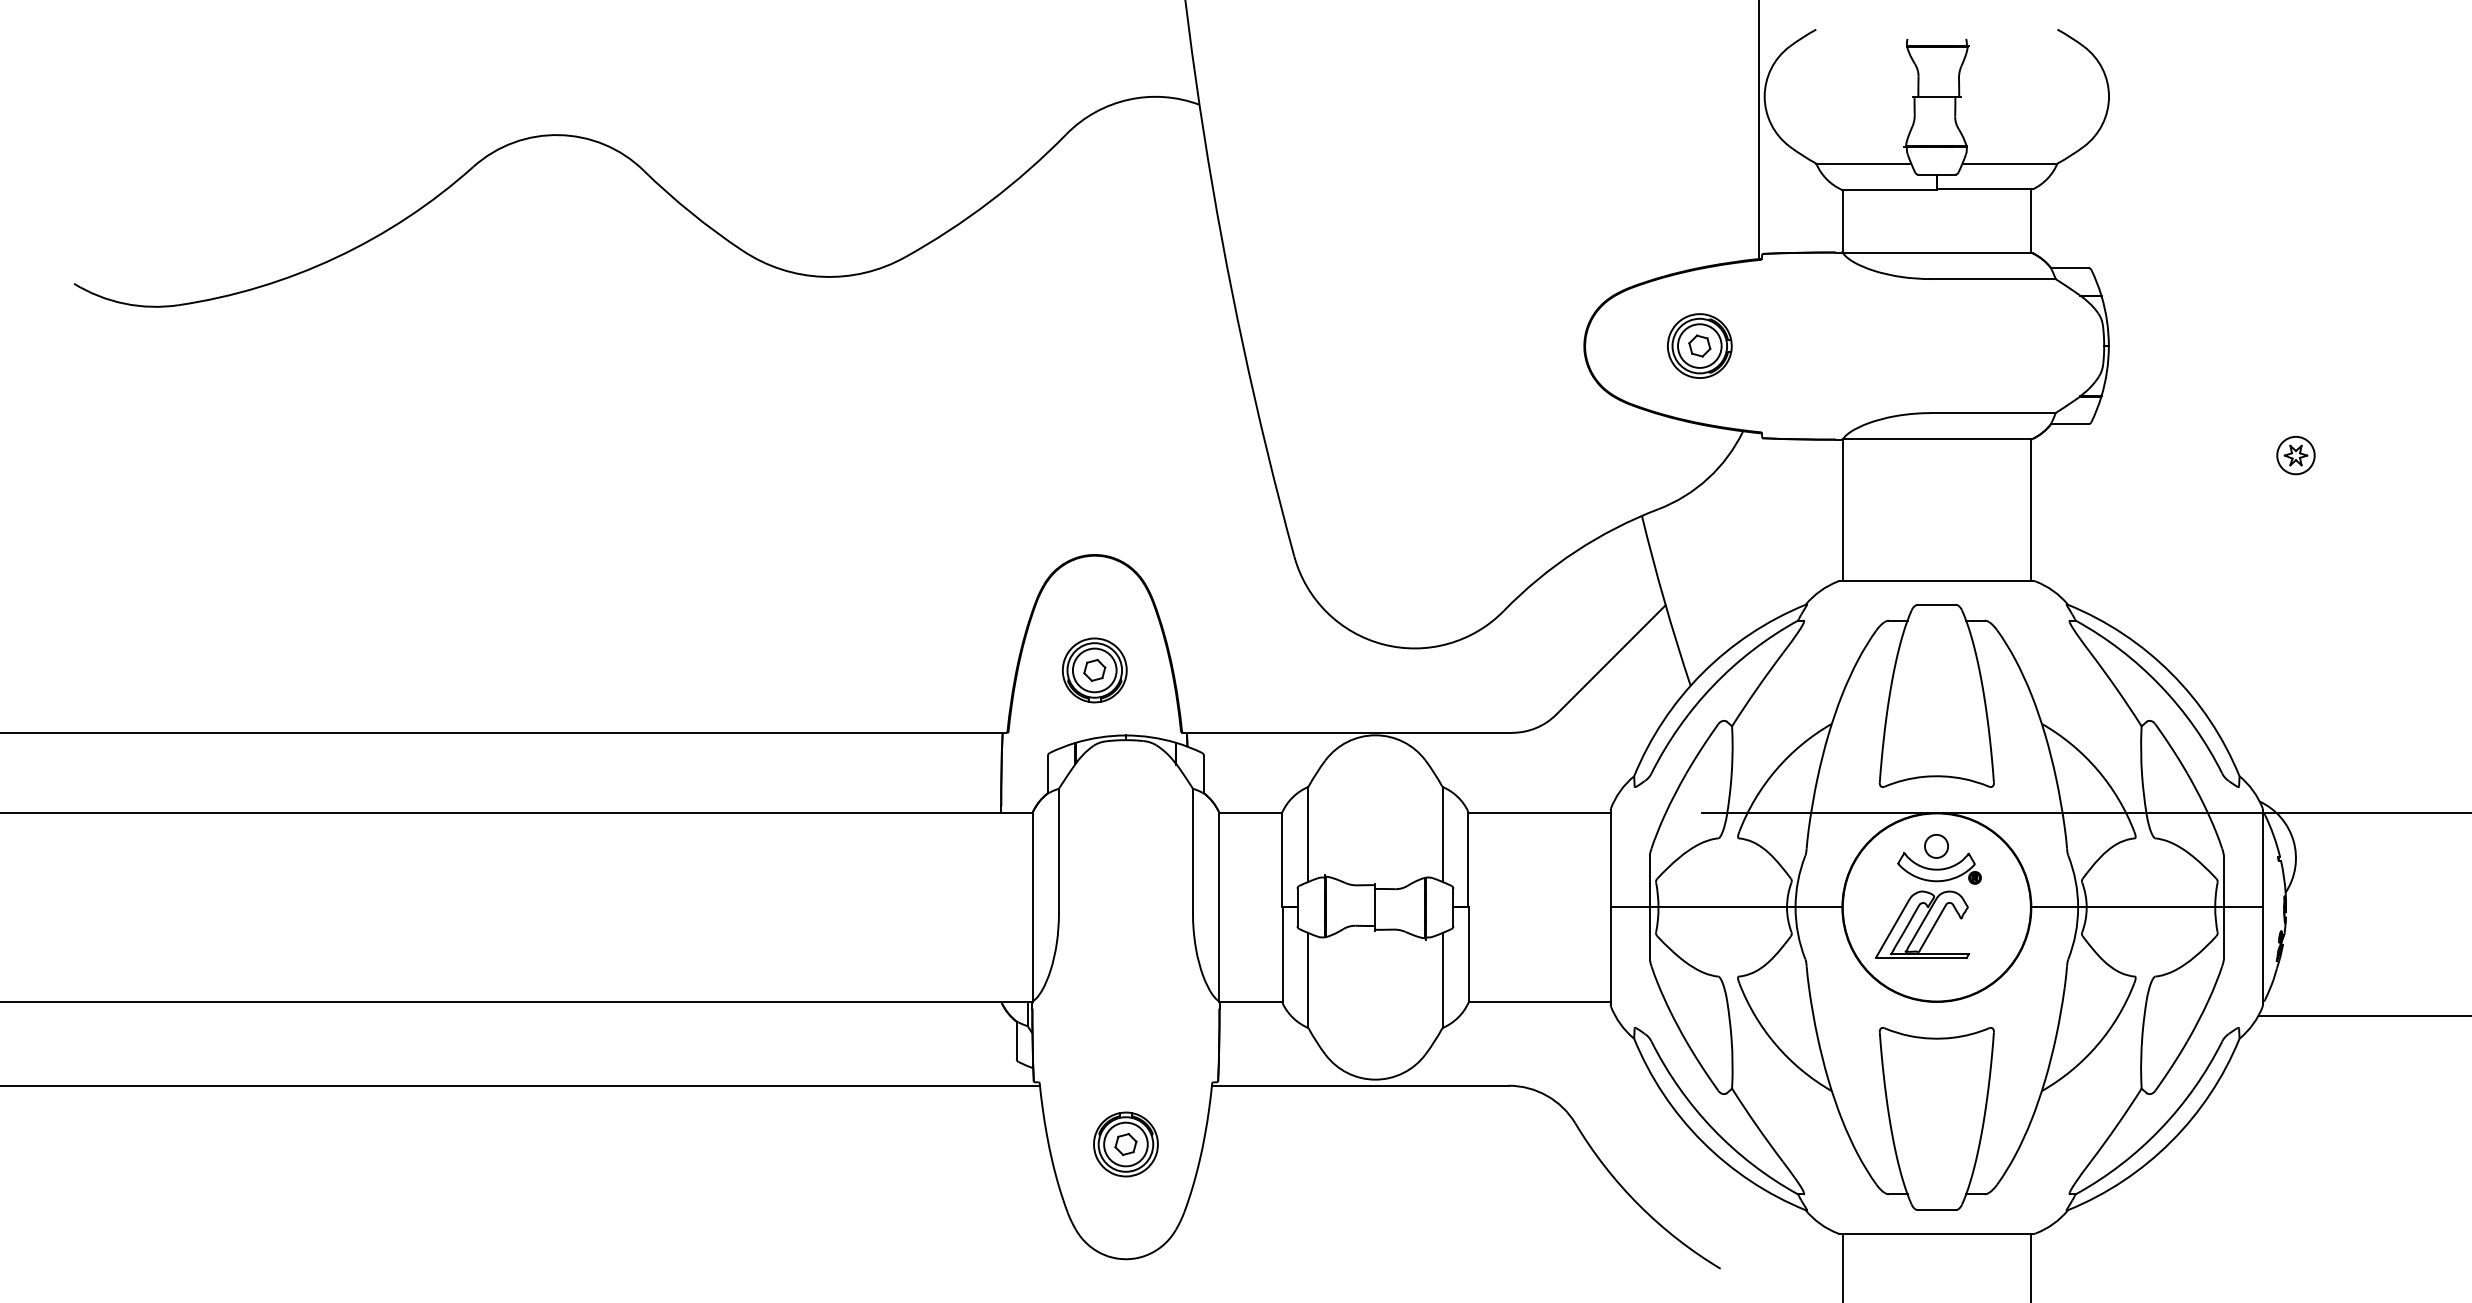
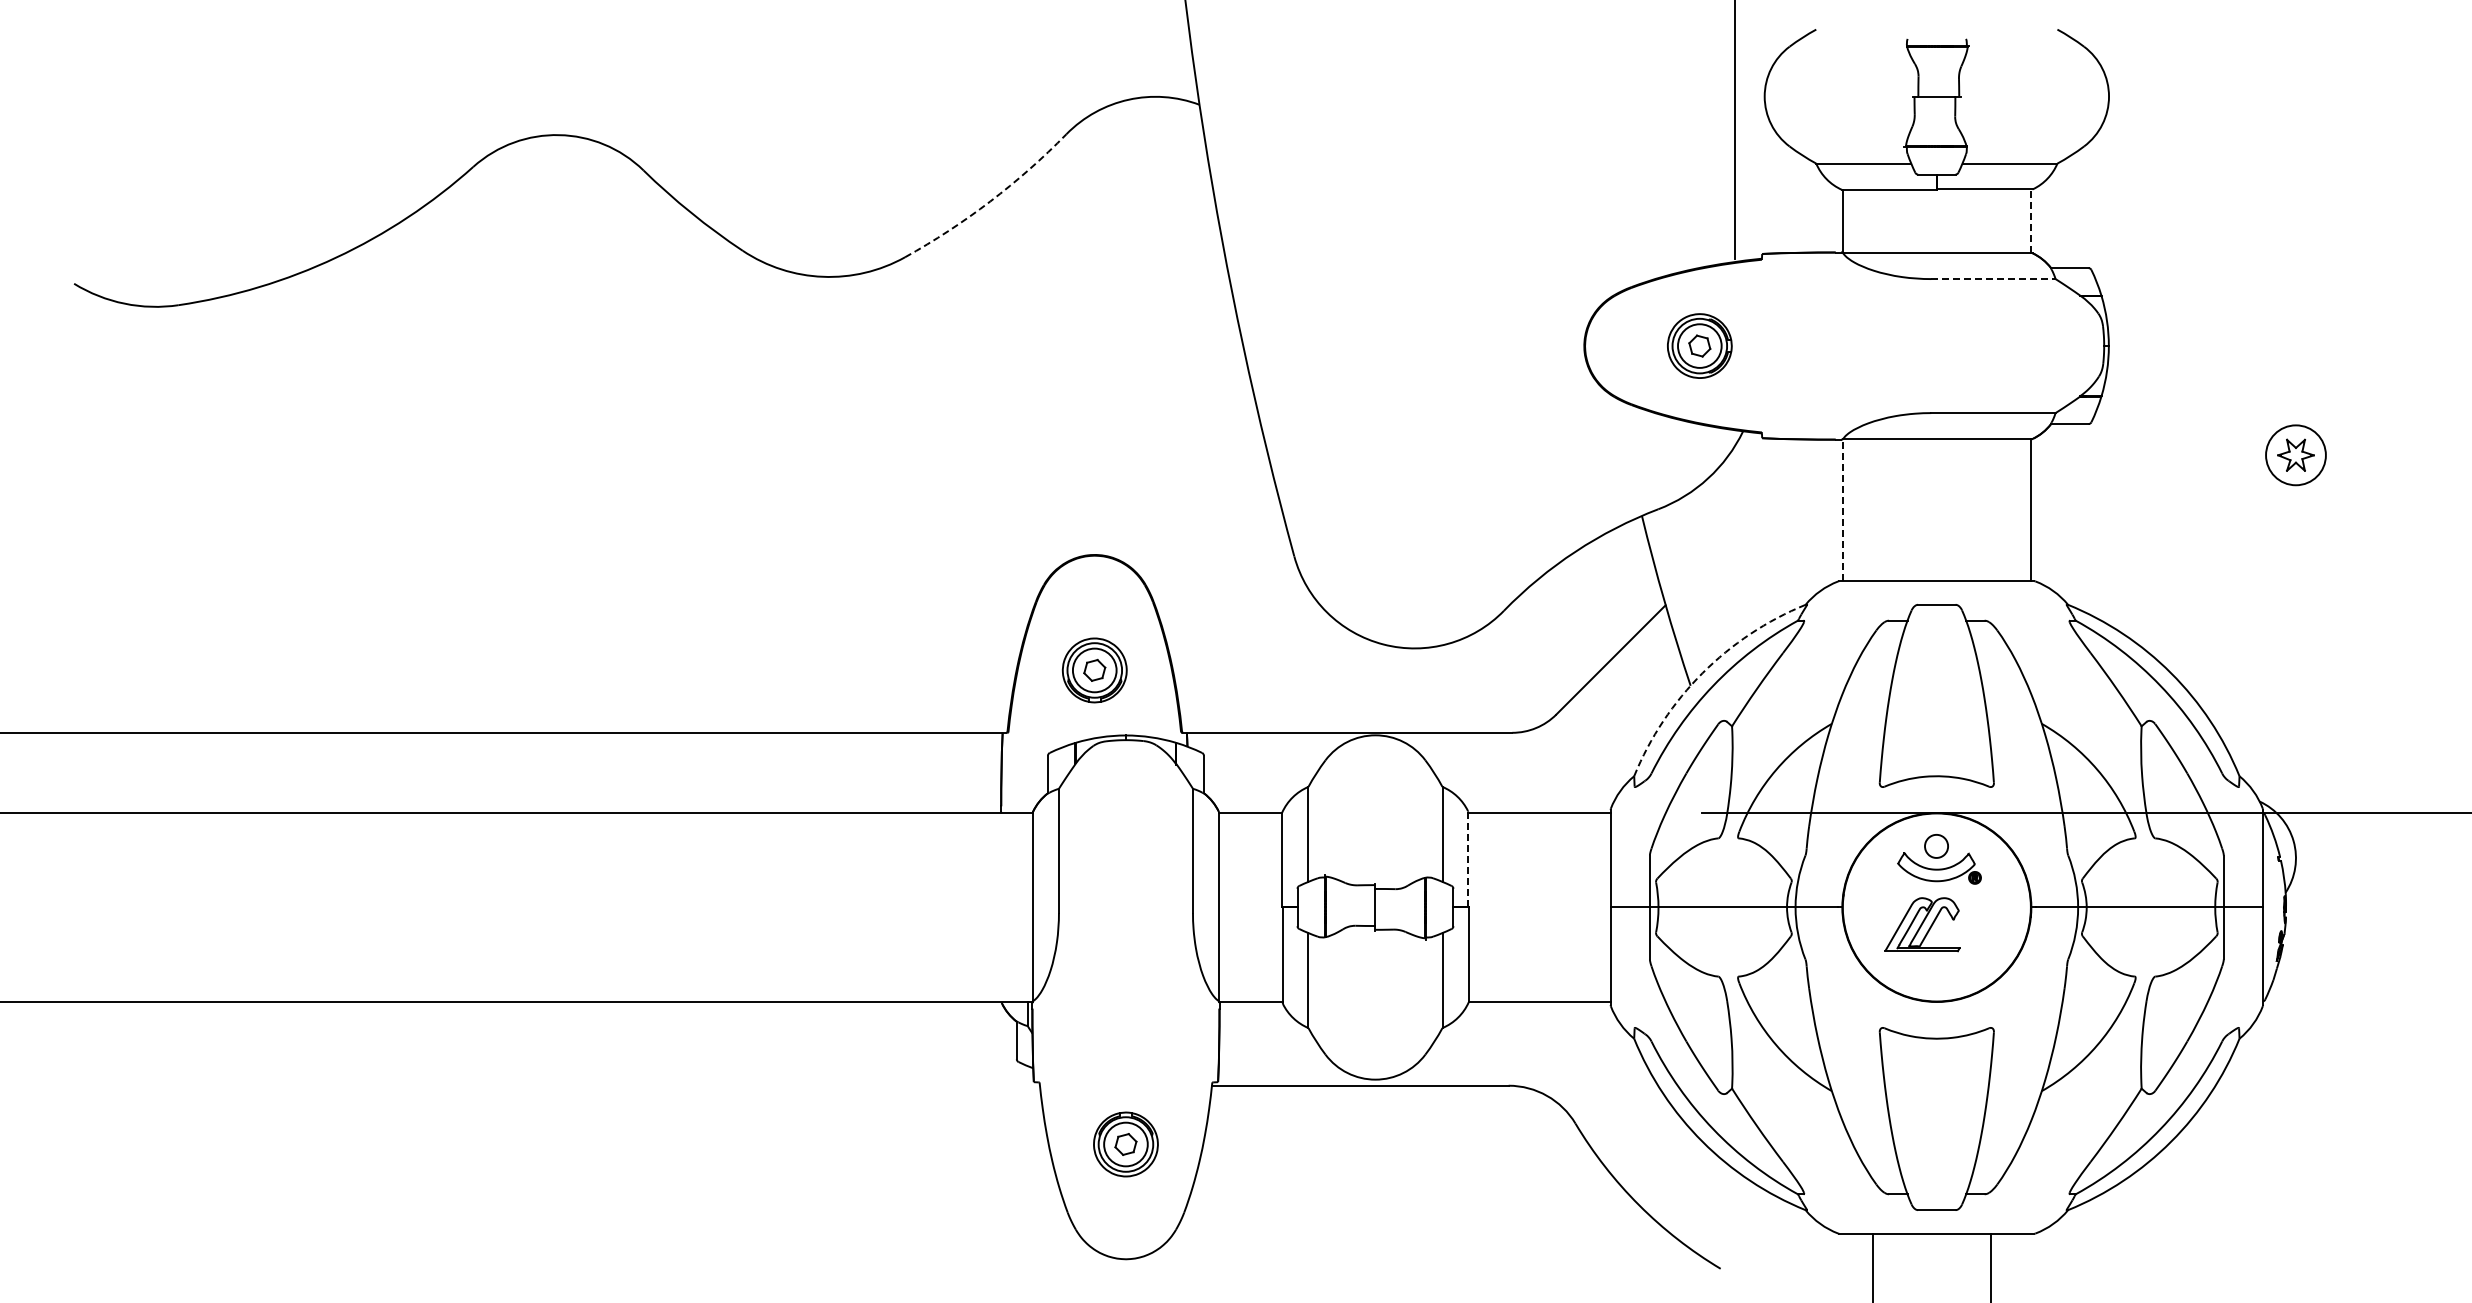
line position: (1758, 130) -> (1734, 130) (1734, 130)
arc: solid -> dashed (990, 201)
line: solid -> dashed (2030, 220)
line: solid -> dashed (1993, 279)
part size: 40x40 px -> 62x63 px (2295, 455)
line: solid -> dashed (1842, 510)
arc: solid -> dashed (1702, 673)
line: solid -> dashed (1468, 859)
part size: 95x69 px -> 77x56 px (1922, 924)
line: present -> none (2363, 1015)
line: present -> none (520, 1085)
line position: (1842, 1266) -> (1872, 1266) (1872, 1266)
line position: (2030, 1266) -> (1990, 1266) (1990, 1266)
